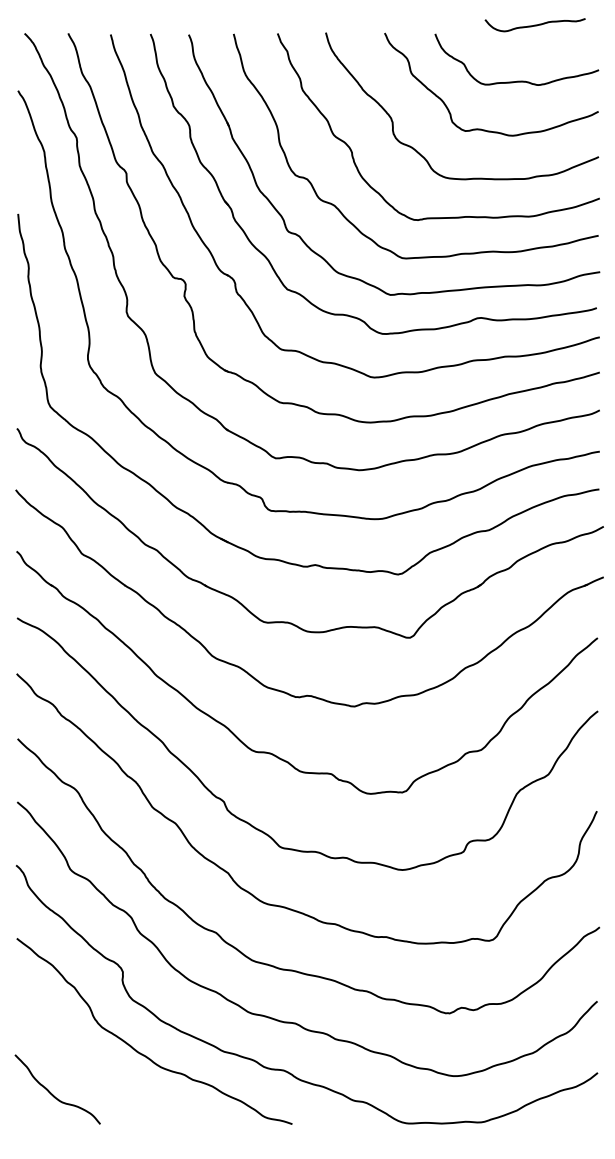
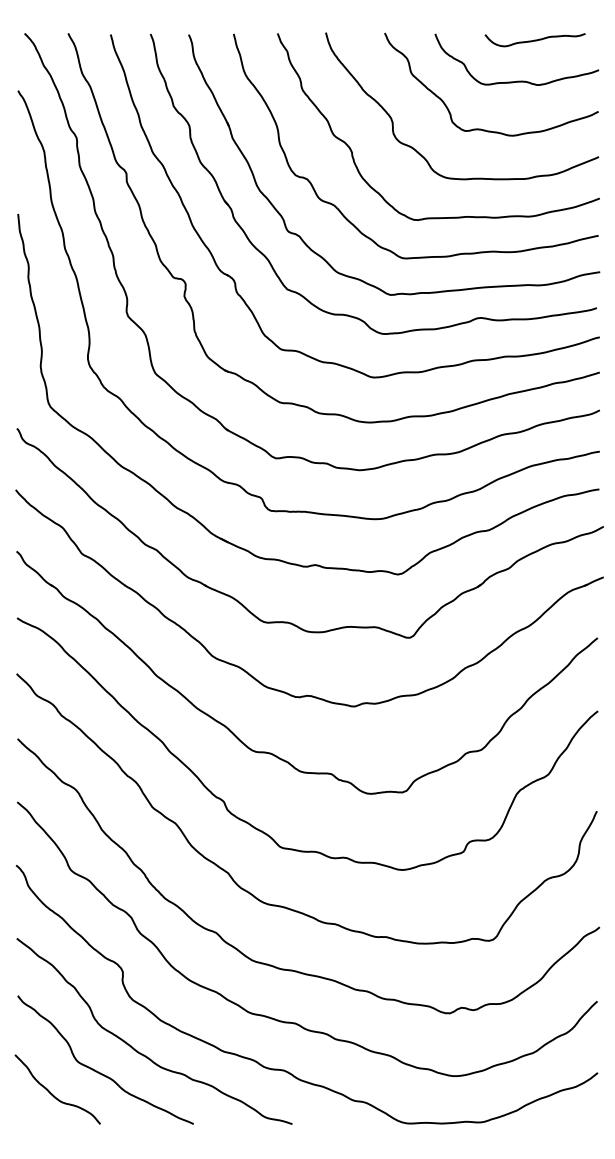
curve position: (534, 25) -> (534, 40) (534, 40)
curve: none -> present (98, 1071)
